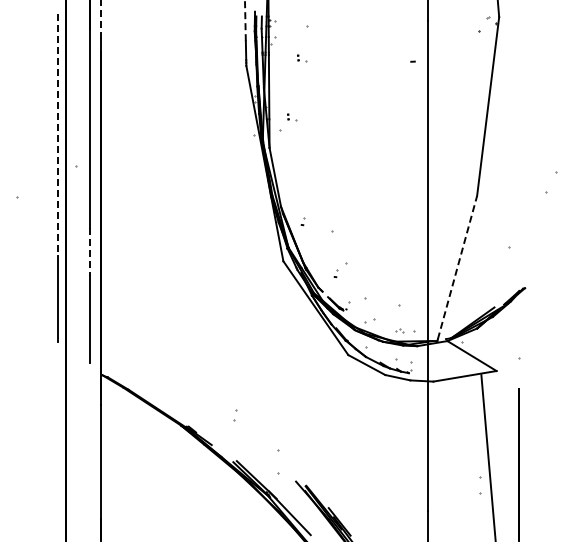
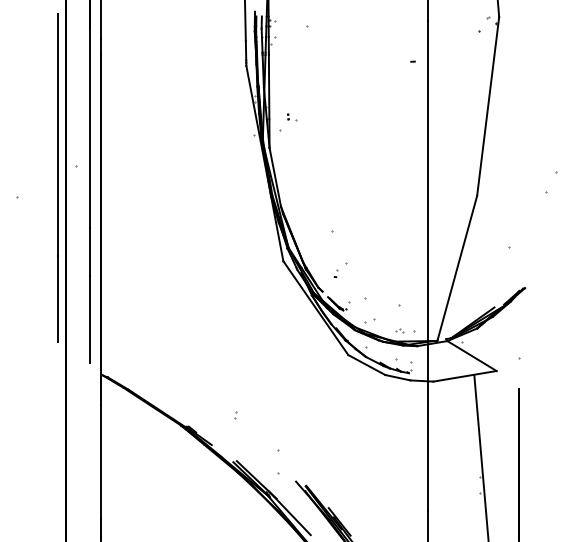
line: dashed -> solid (100, 19)
line: dashed -> solid (245, 20)
part: present -> none (302, 58)
line: dashed -> solid (58, 135)
part: present -> none (302, 221)
line: dashed -> solid (89, 252)
line: dashed -> solid (457, 267)
part size: 5x13 px -> 4x9 px (235, 415)
line position: (488, 456) -> (481, 457) (481, 457)
